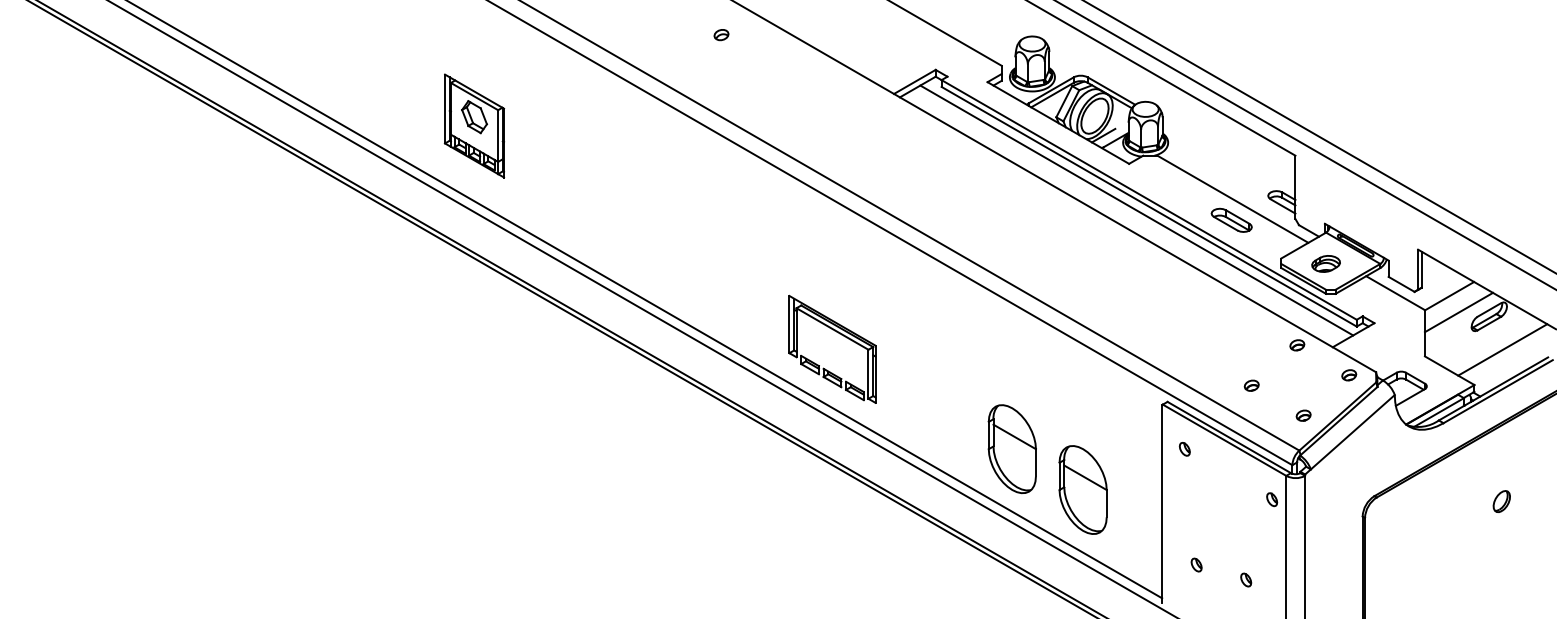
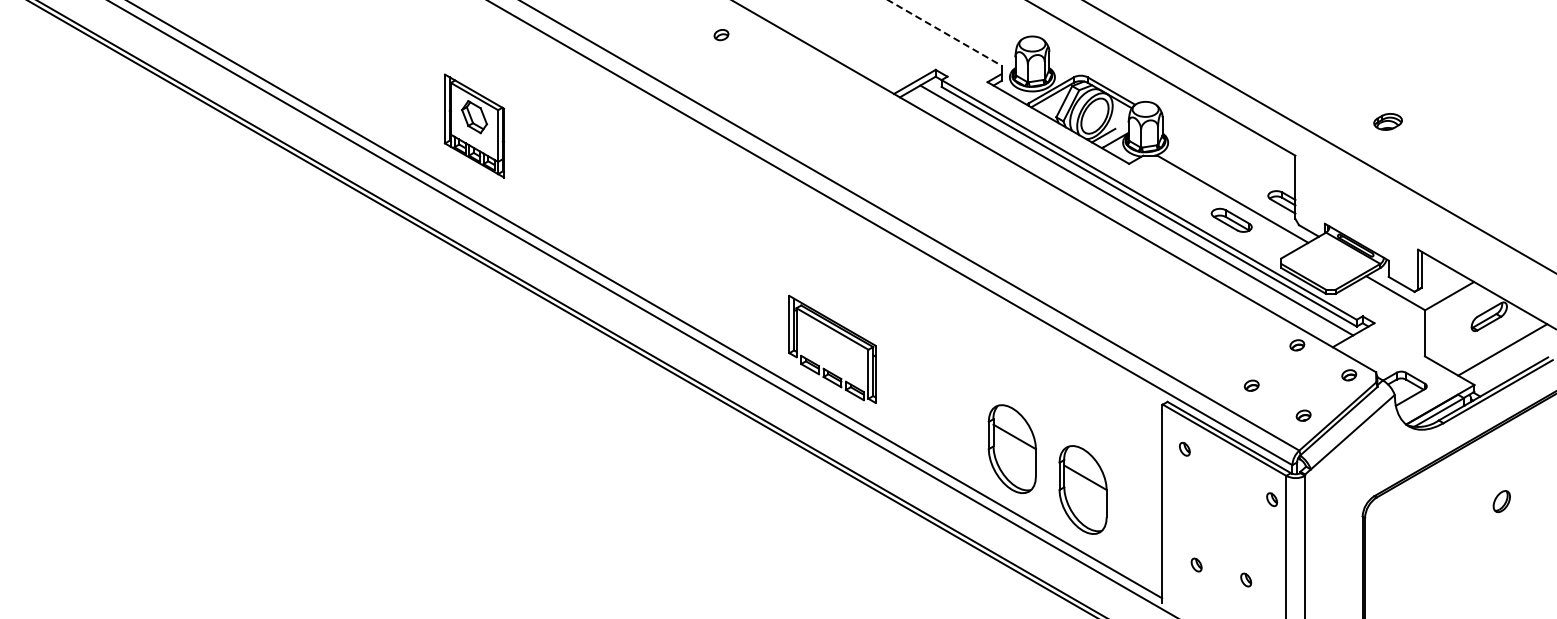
line: solid -> dashed (945, 33)
line: present -> none (1305, 145)
part position: (1325, 263) -> (1387, 121) (1387, 121)
line: present -> none (1458, 312)
